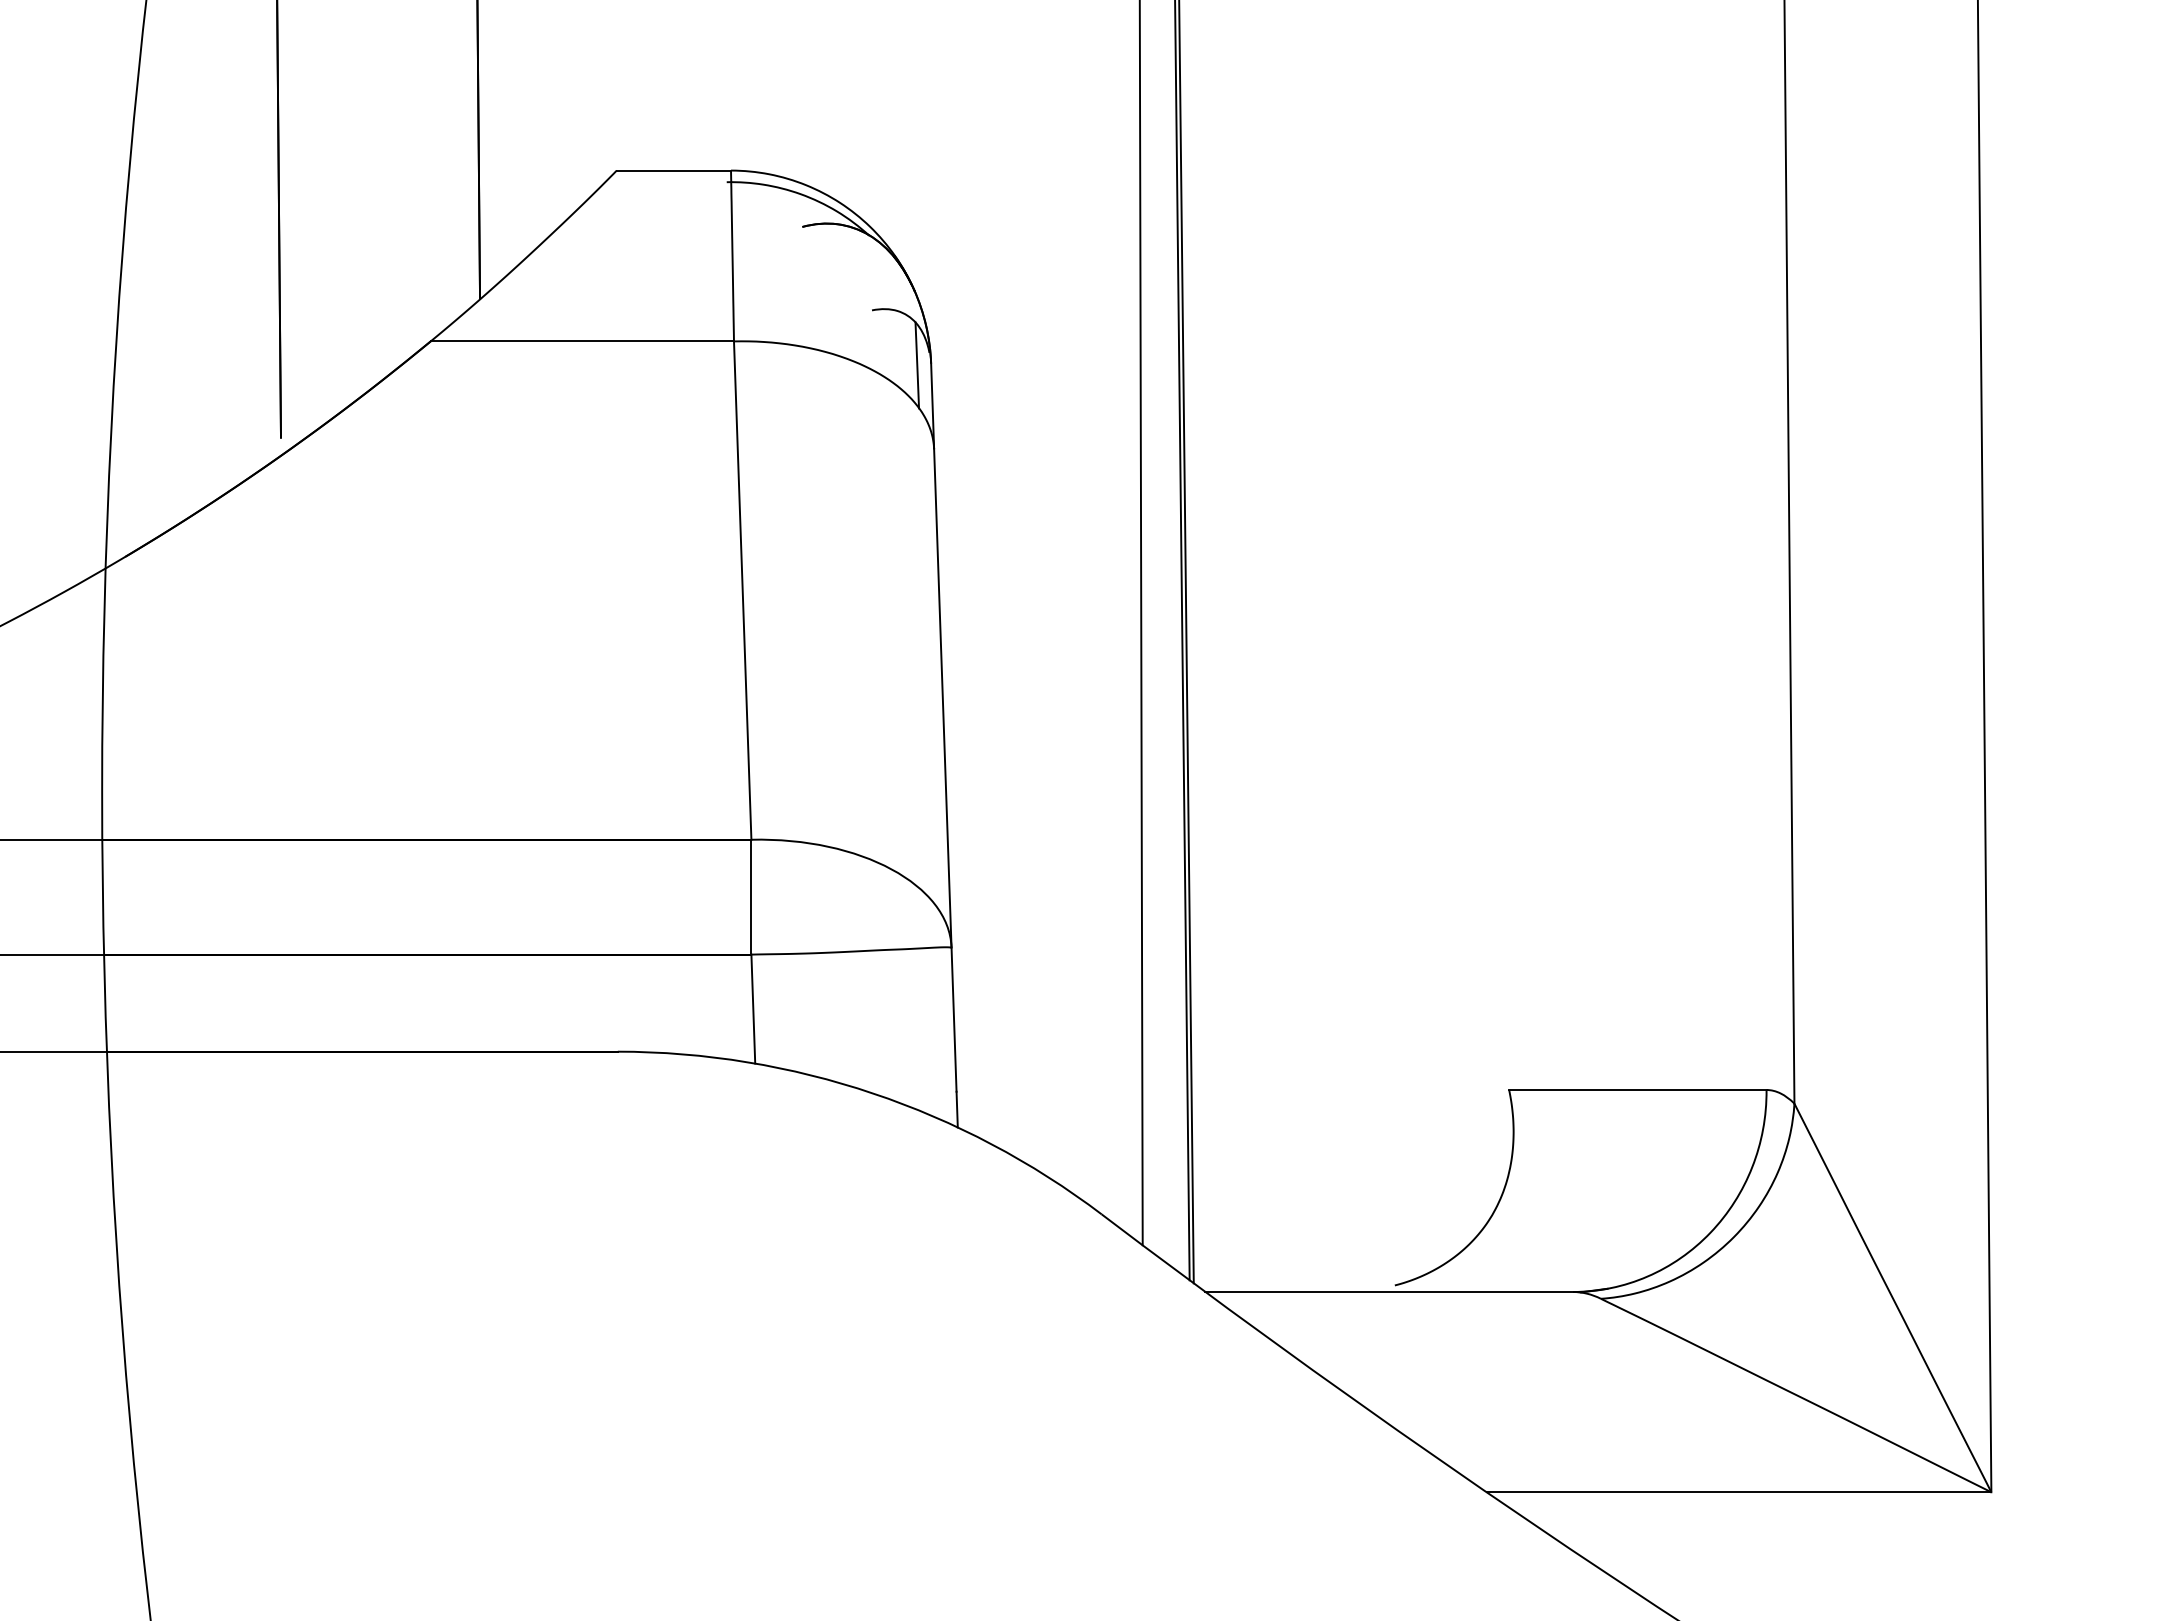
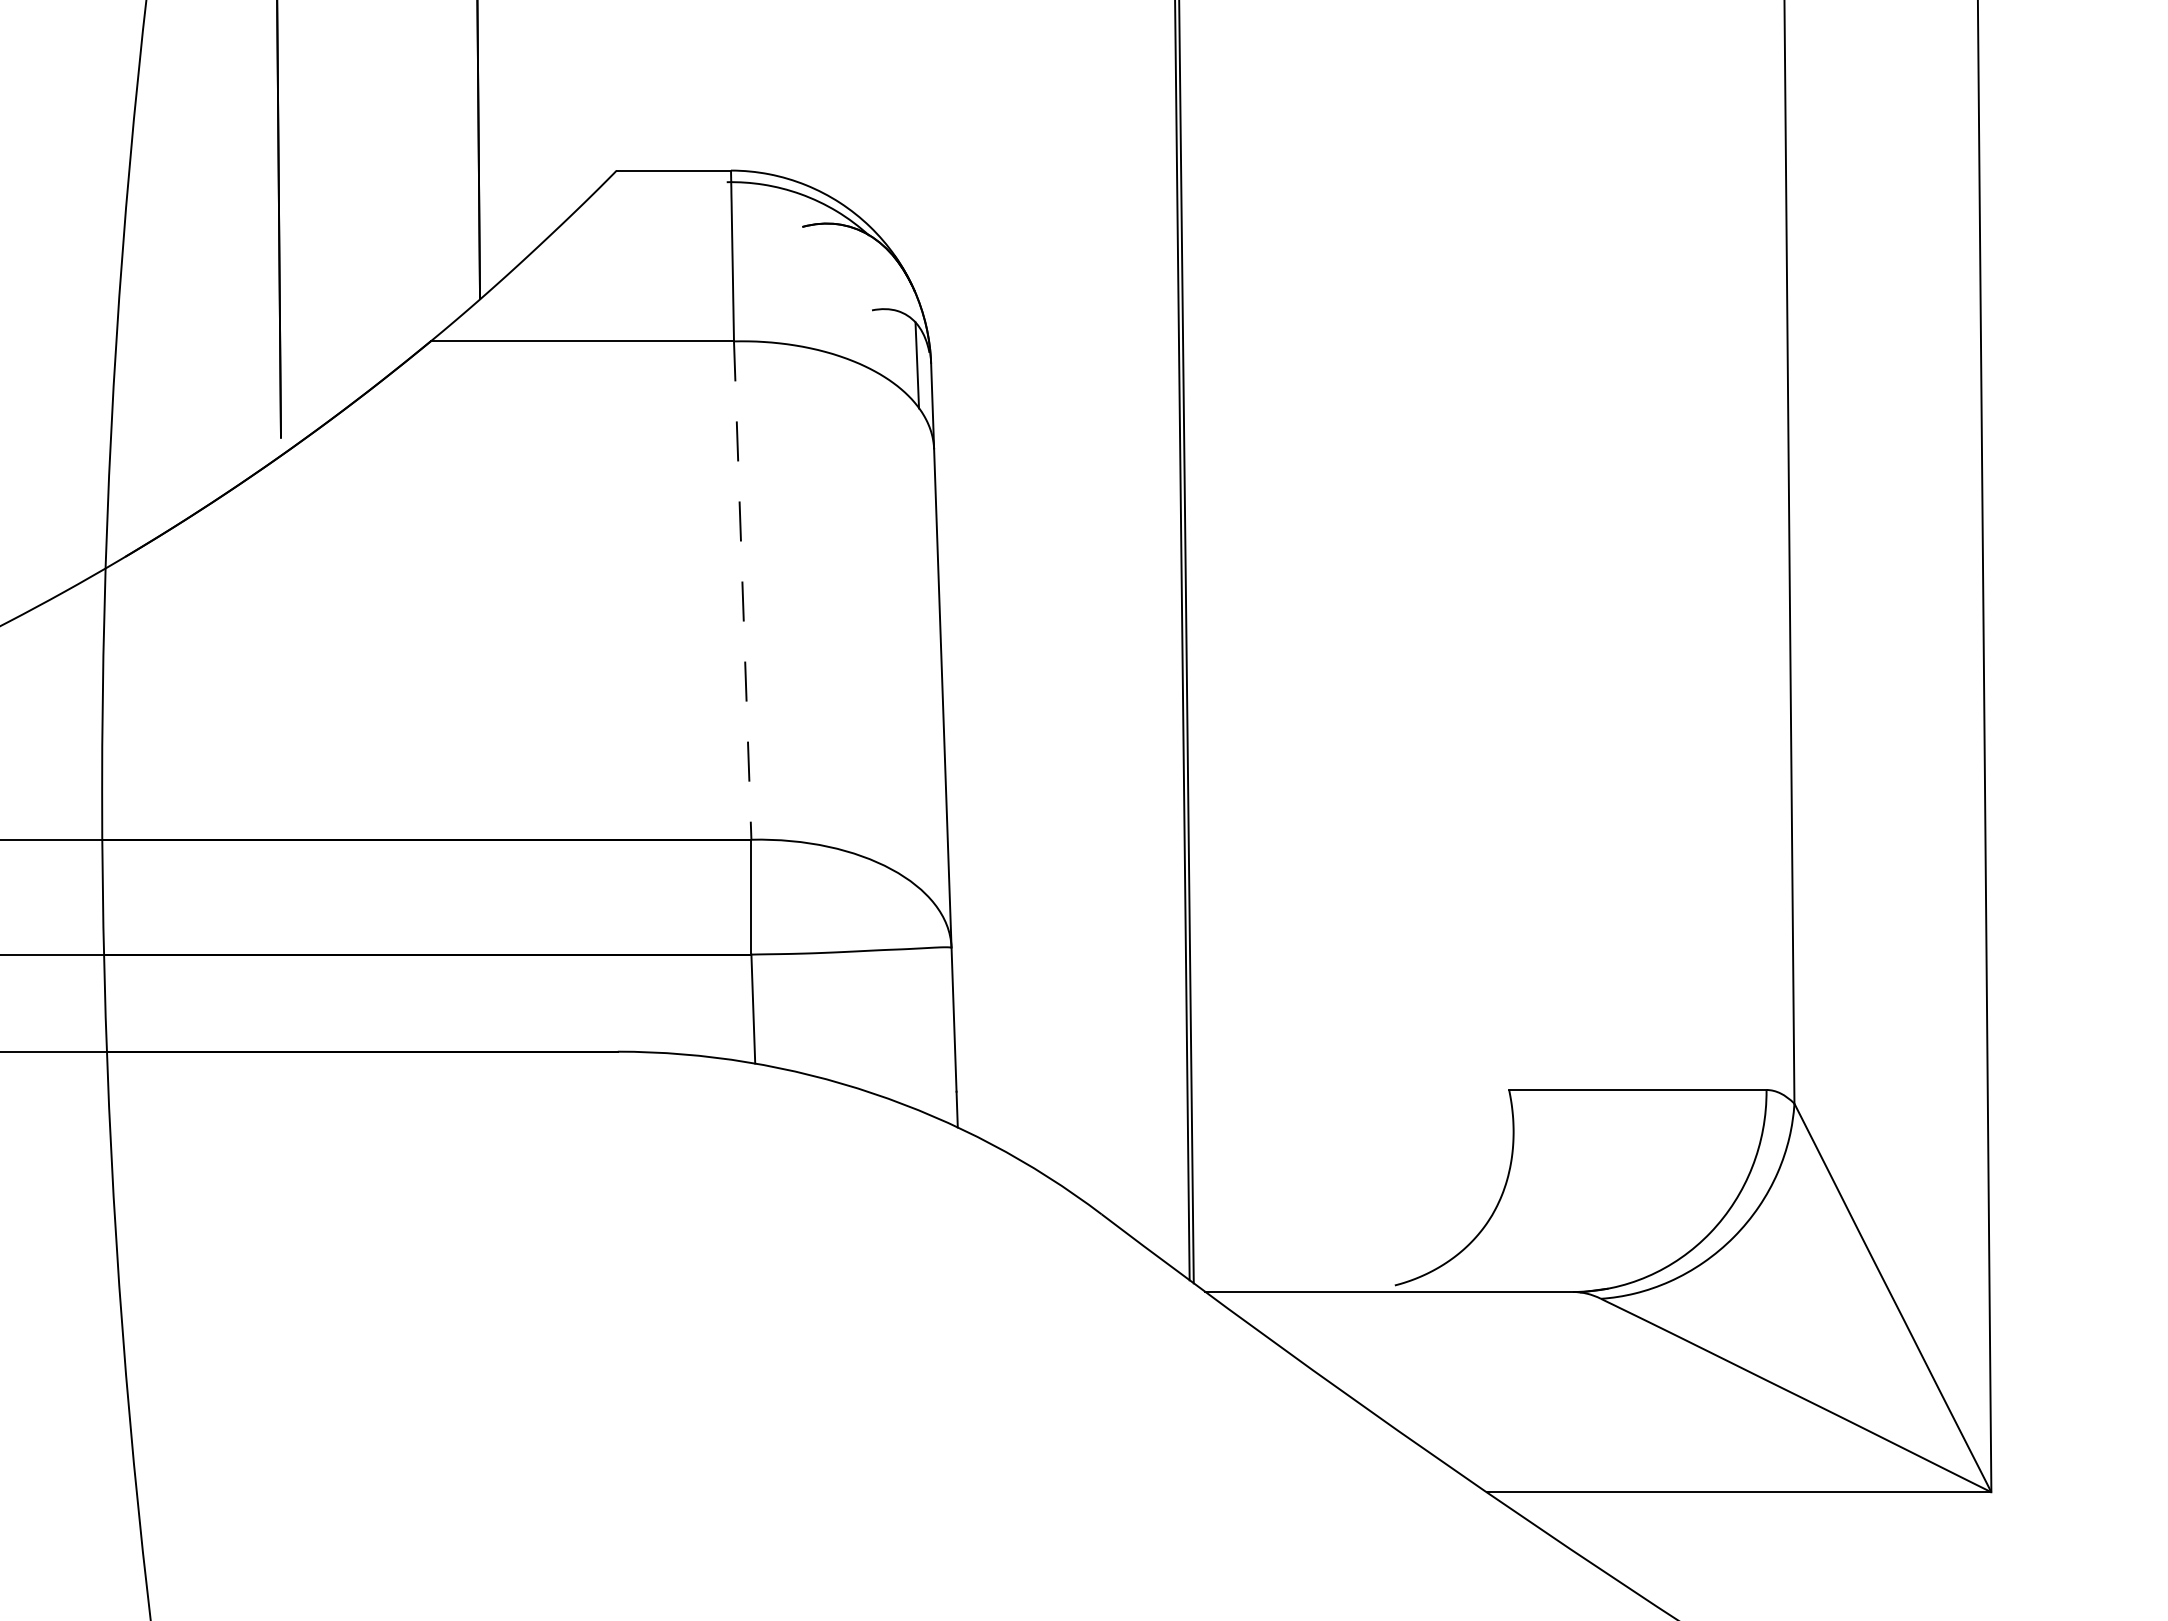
line: solid -> dashed (742, 591)
line: present -> none (1140, 623)
